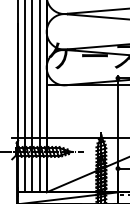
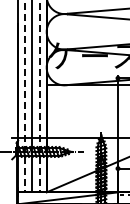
line: solid -> dashed (25, 96)
line: solid -> dashed (39, 96)
